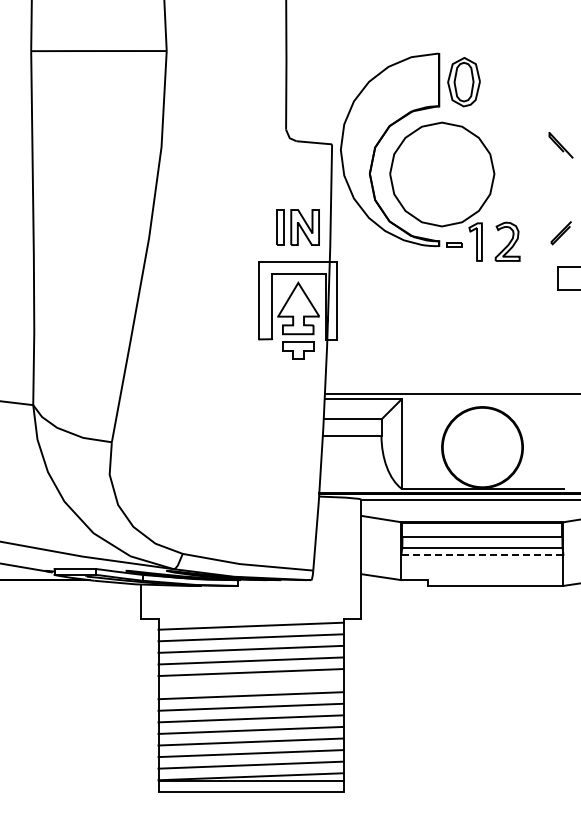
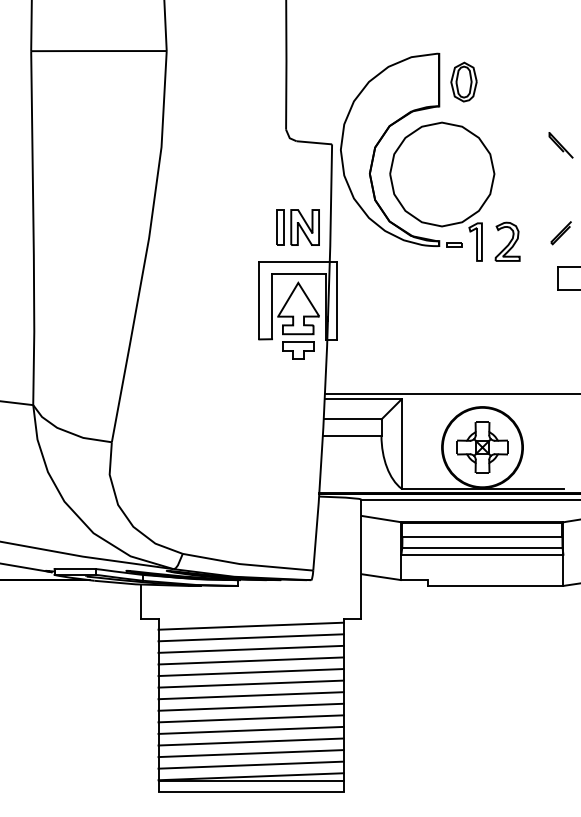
part size: 34x51 px -> 28x42 px (463, 81)
part: none -> present (482, 447)
line: dashed -> solid (481, 554)
line: none -> present (250, 683)
